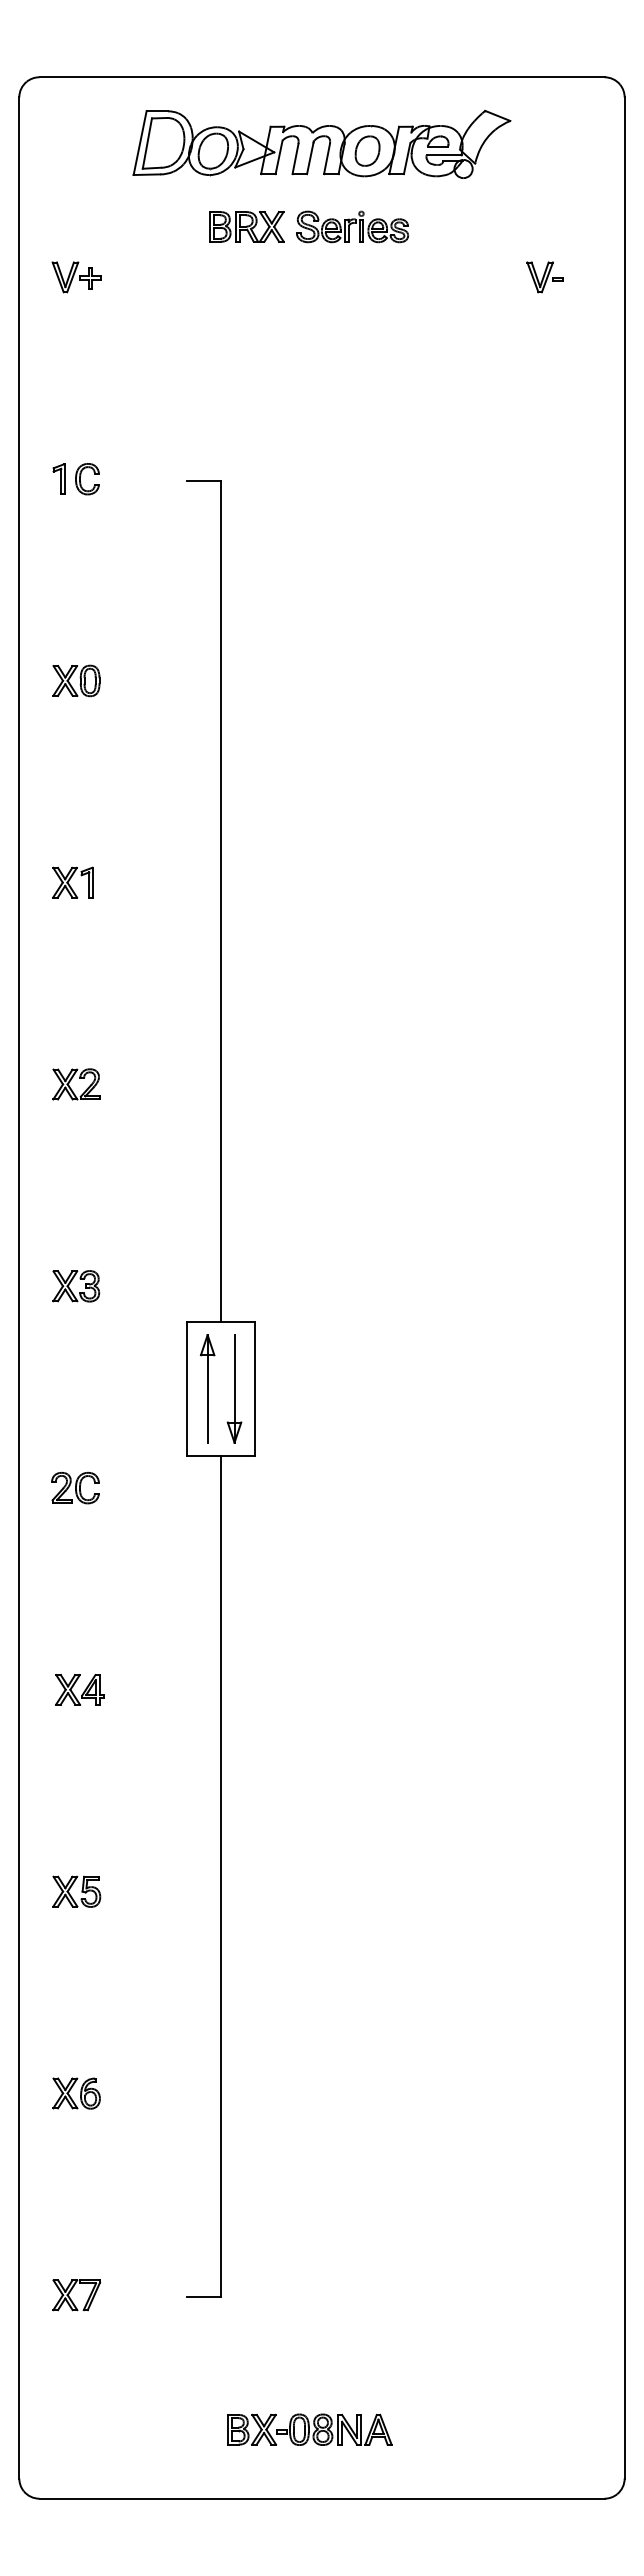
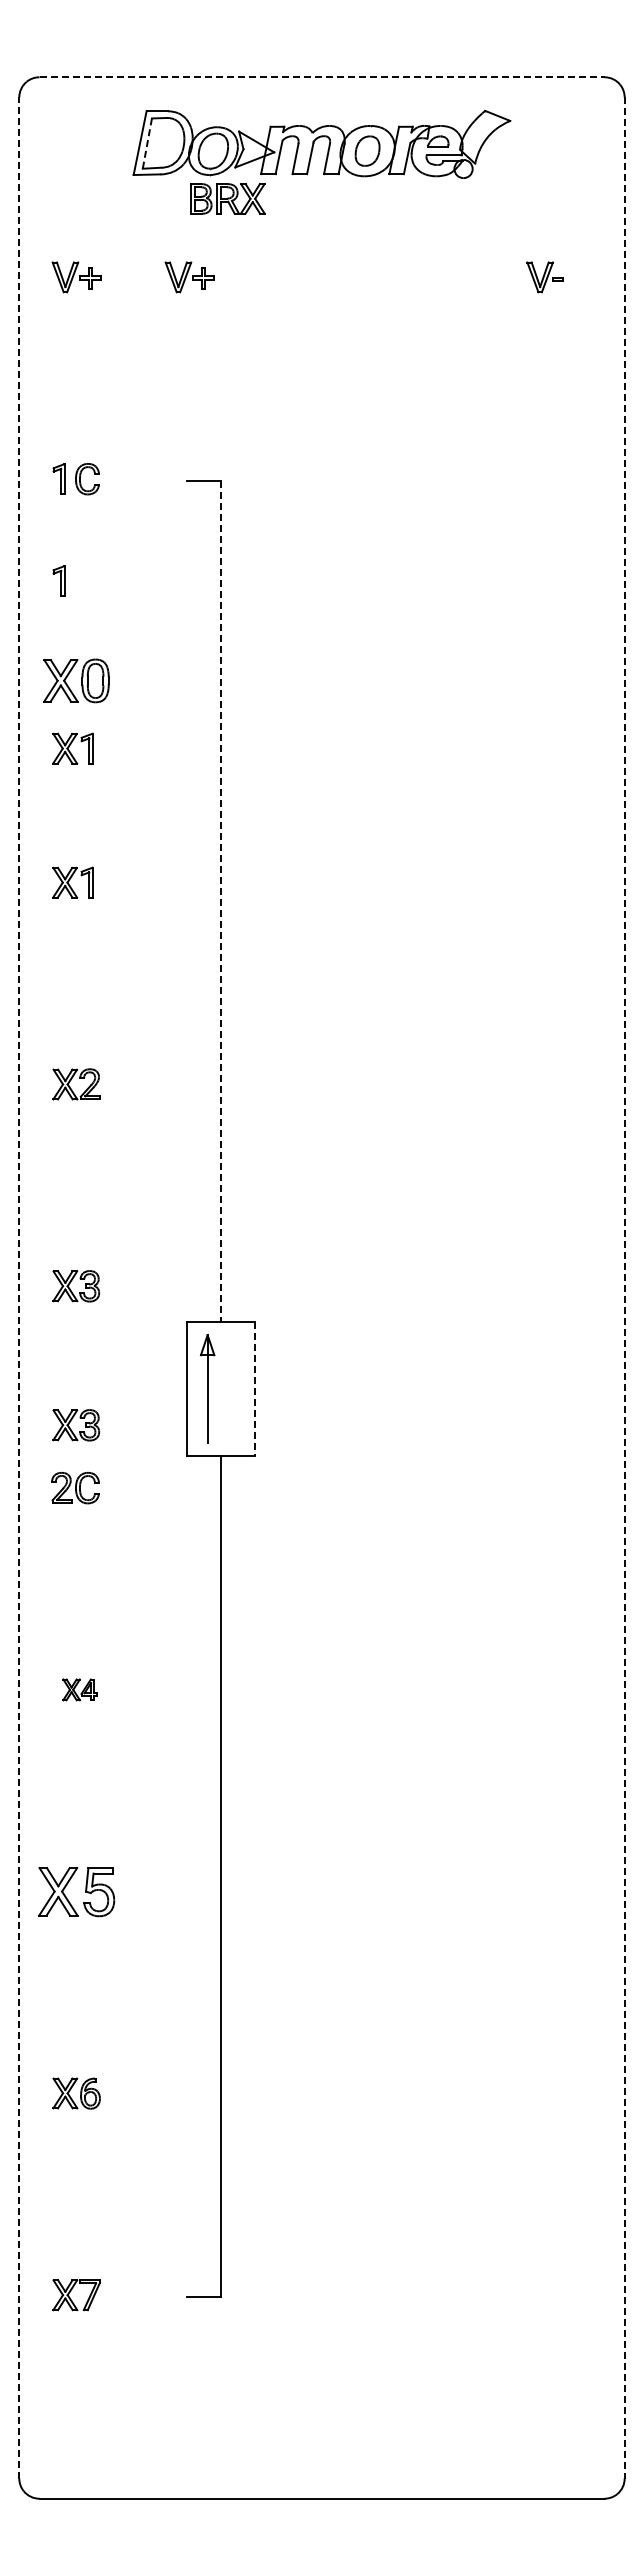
line: solid -> dashed (322, 77)
line: solid -> dashed (147, 143)
part position: (246, 226) -> (227, 198) (227, 198)
part: present -> none (352, 226)
part: none -> present (189, 277)
part: none -> present (58, 580)
part size: 49x34 px -> 67x46 px (76, 680)
part: none -> present (72, 748)
line: solid -> dashed (221, 901)
line: solid -> dashed (19, 1287)
line: solid -> dashed (624, 1287)
part: present -> none (234, 1388)
line: solid -> dashed (254, 1389)
part: none -> present (70, 1427)
part size: 50x32 px -> 36x24 px (79, 1689)
part size: 50x33 px -> 78x51 px (76, 1892)
part: present -> none (309, 2429)
